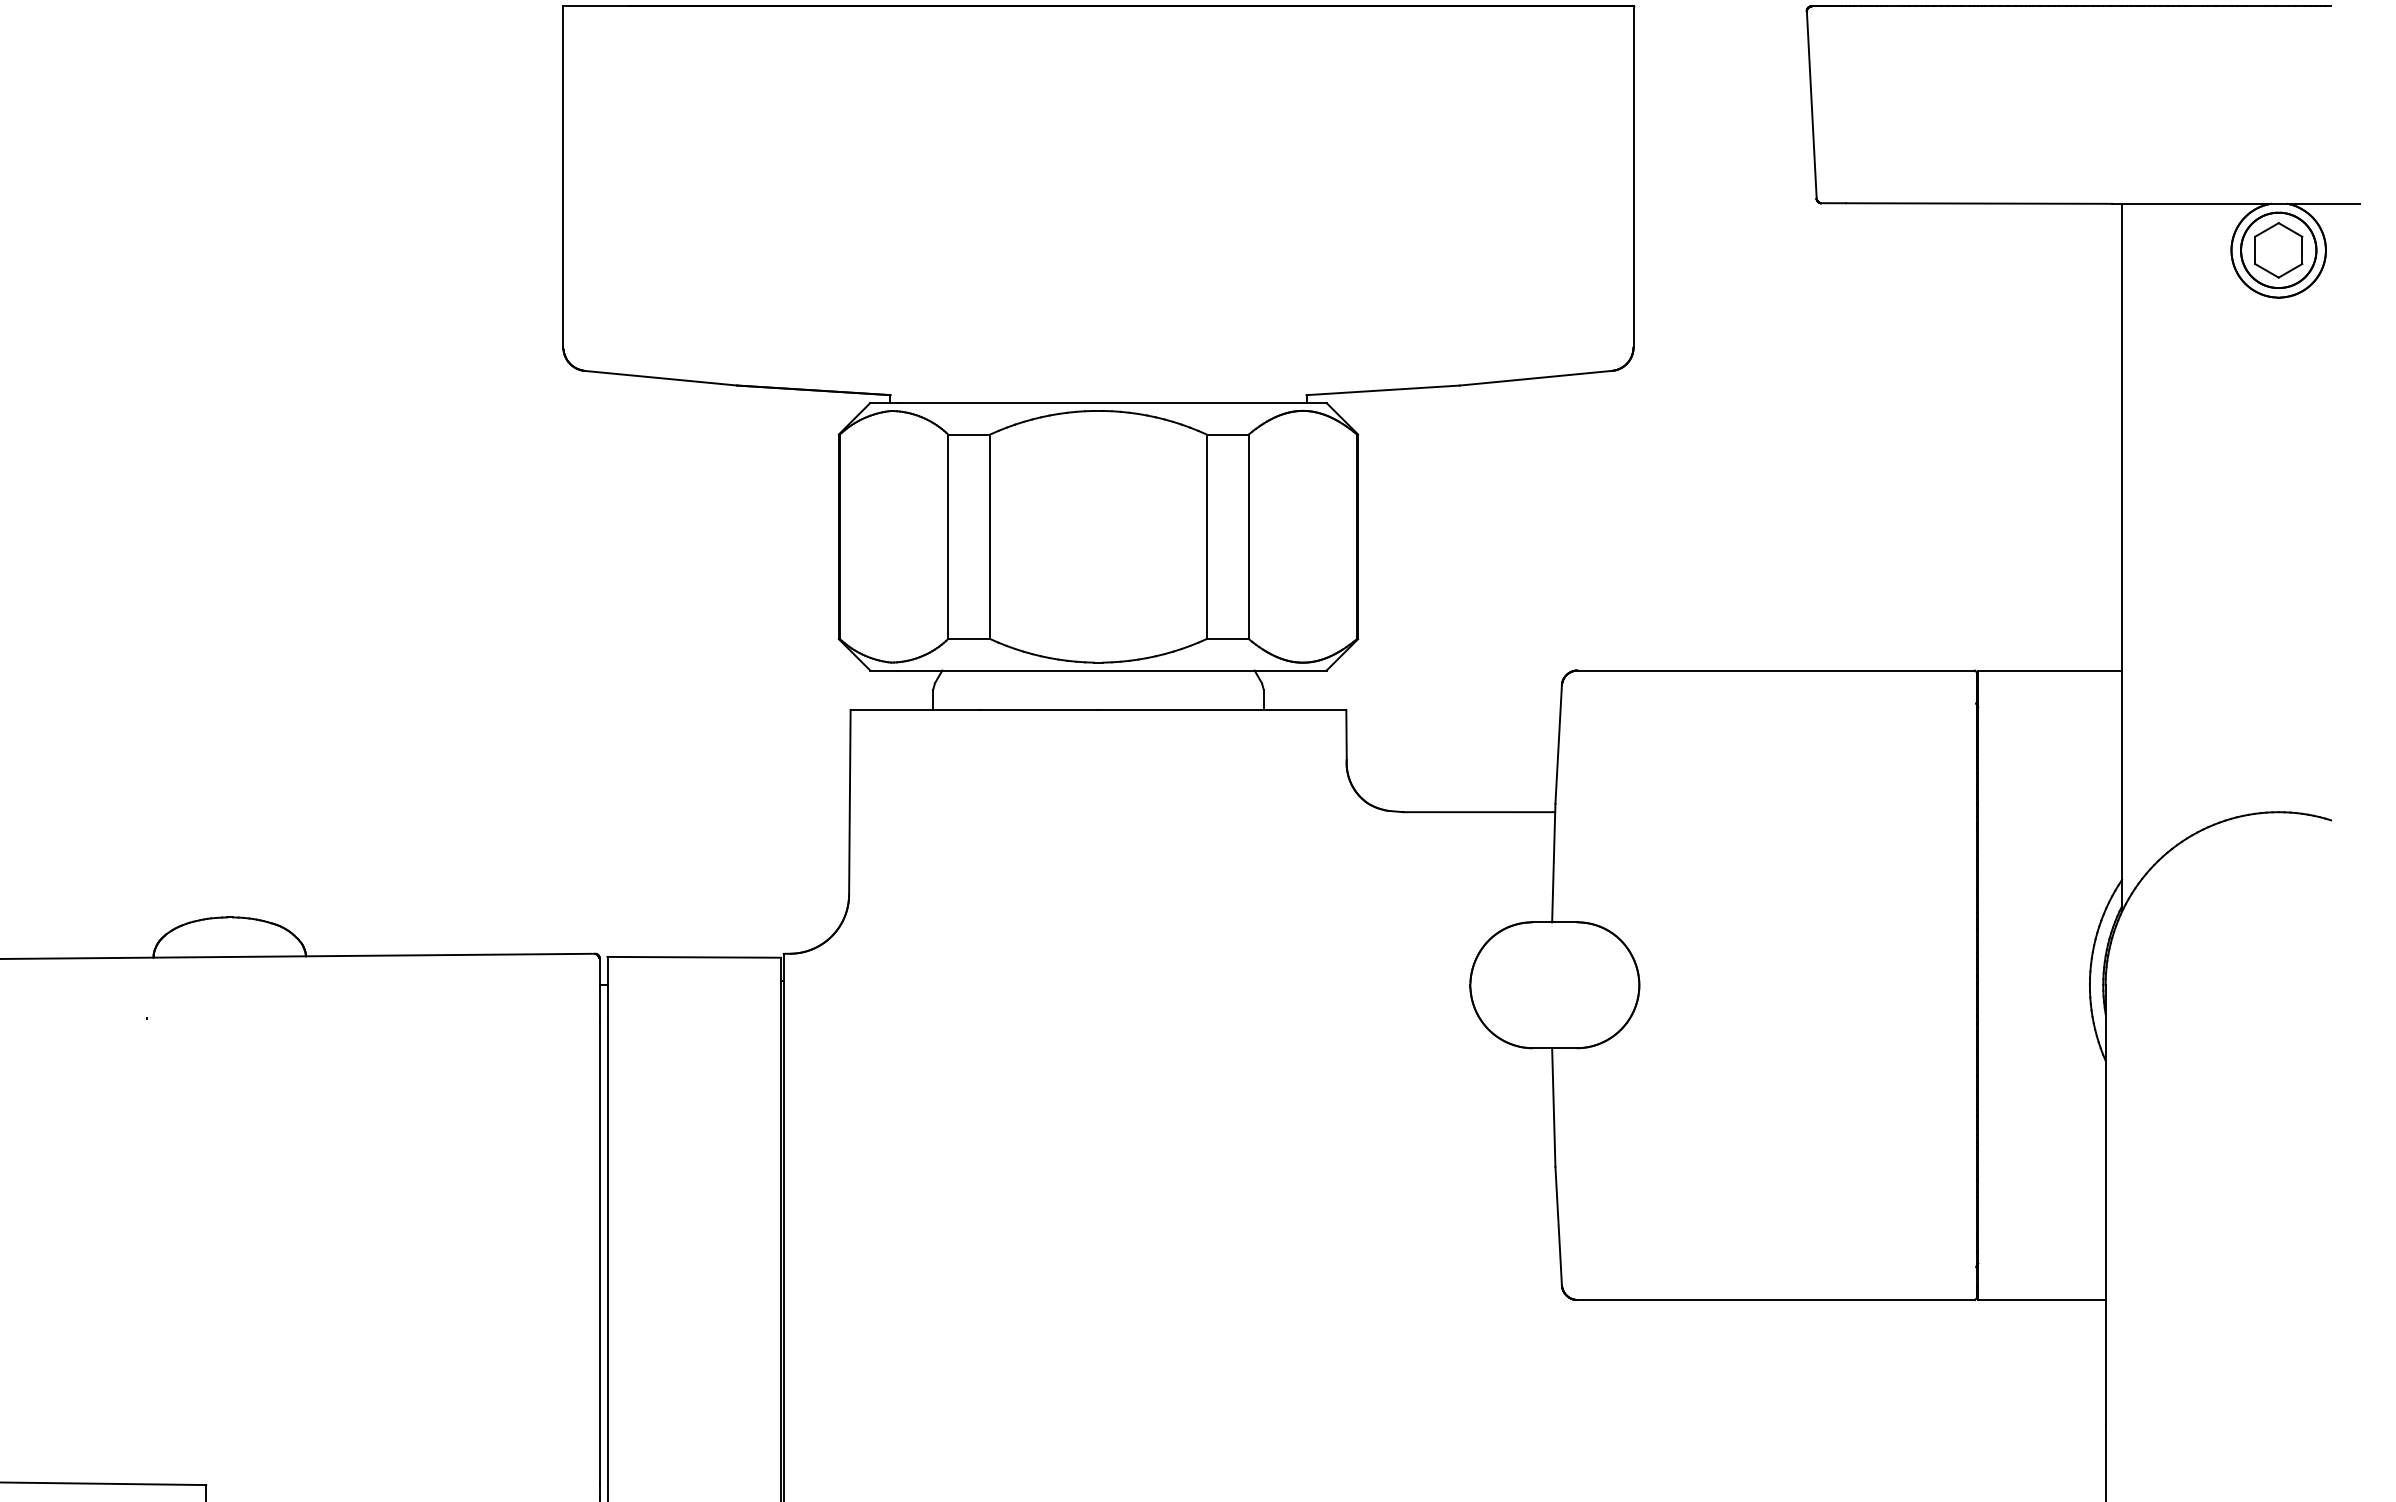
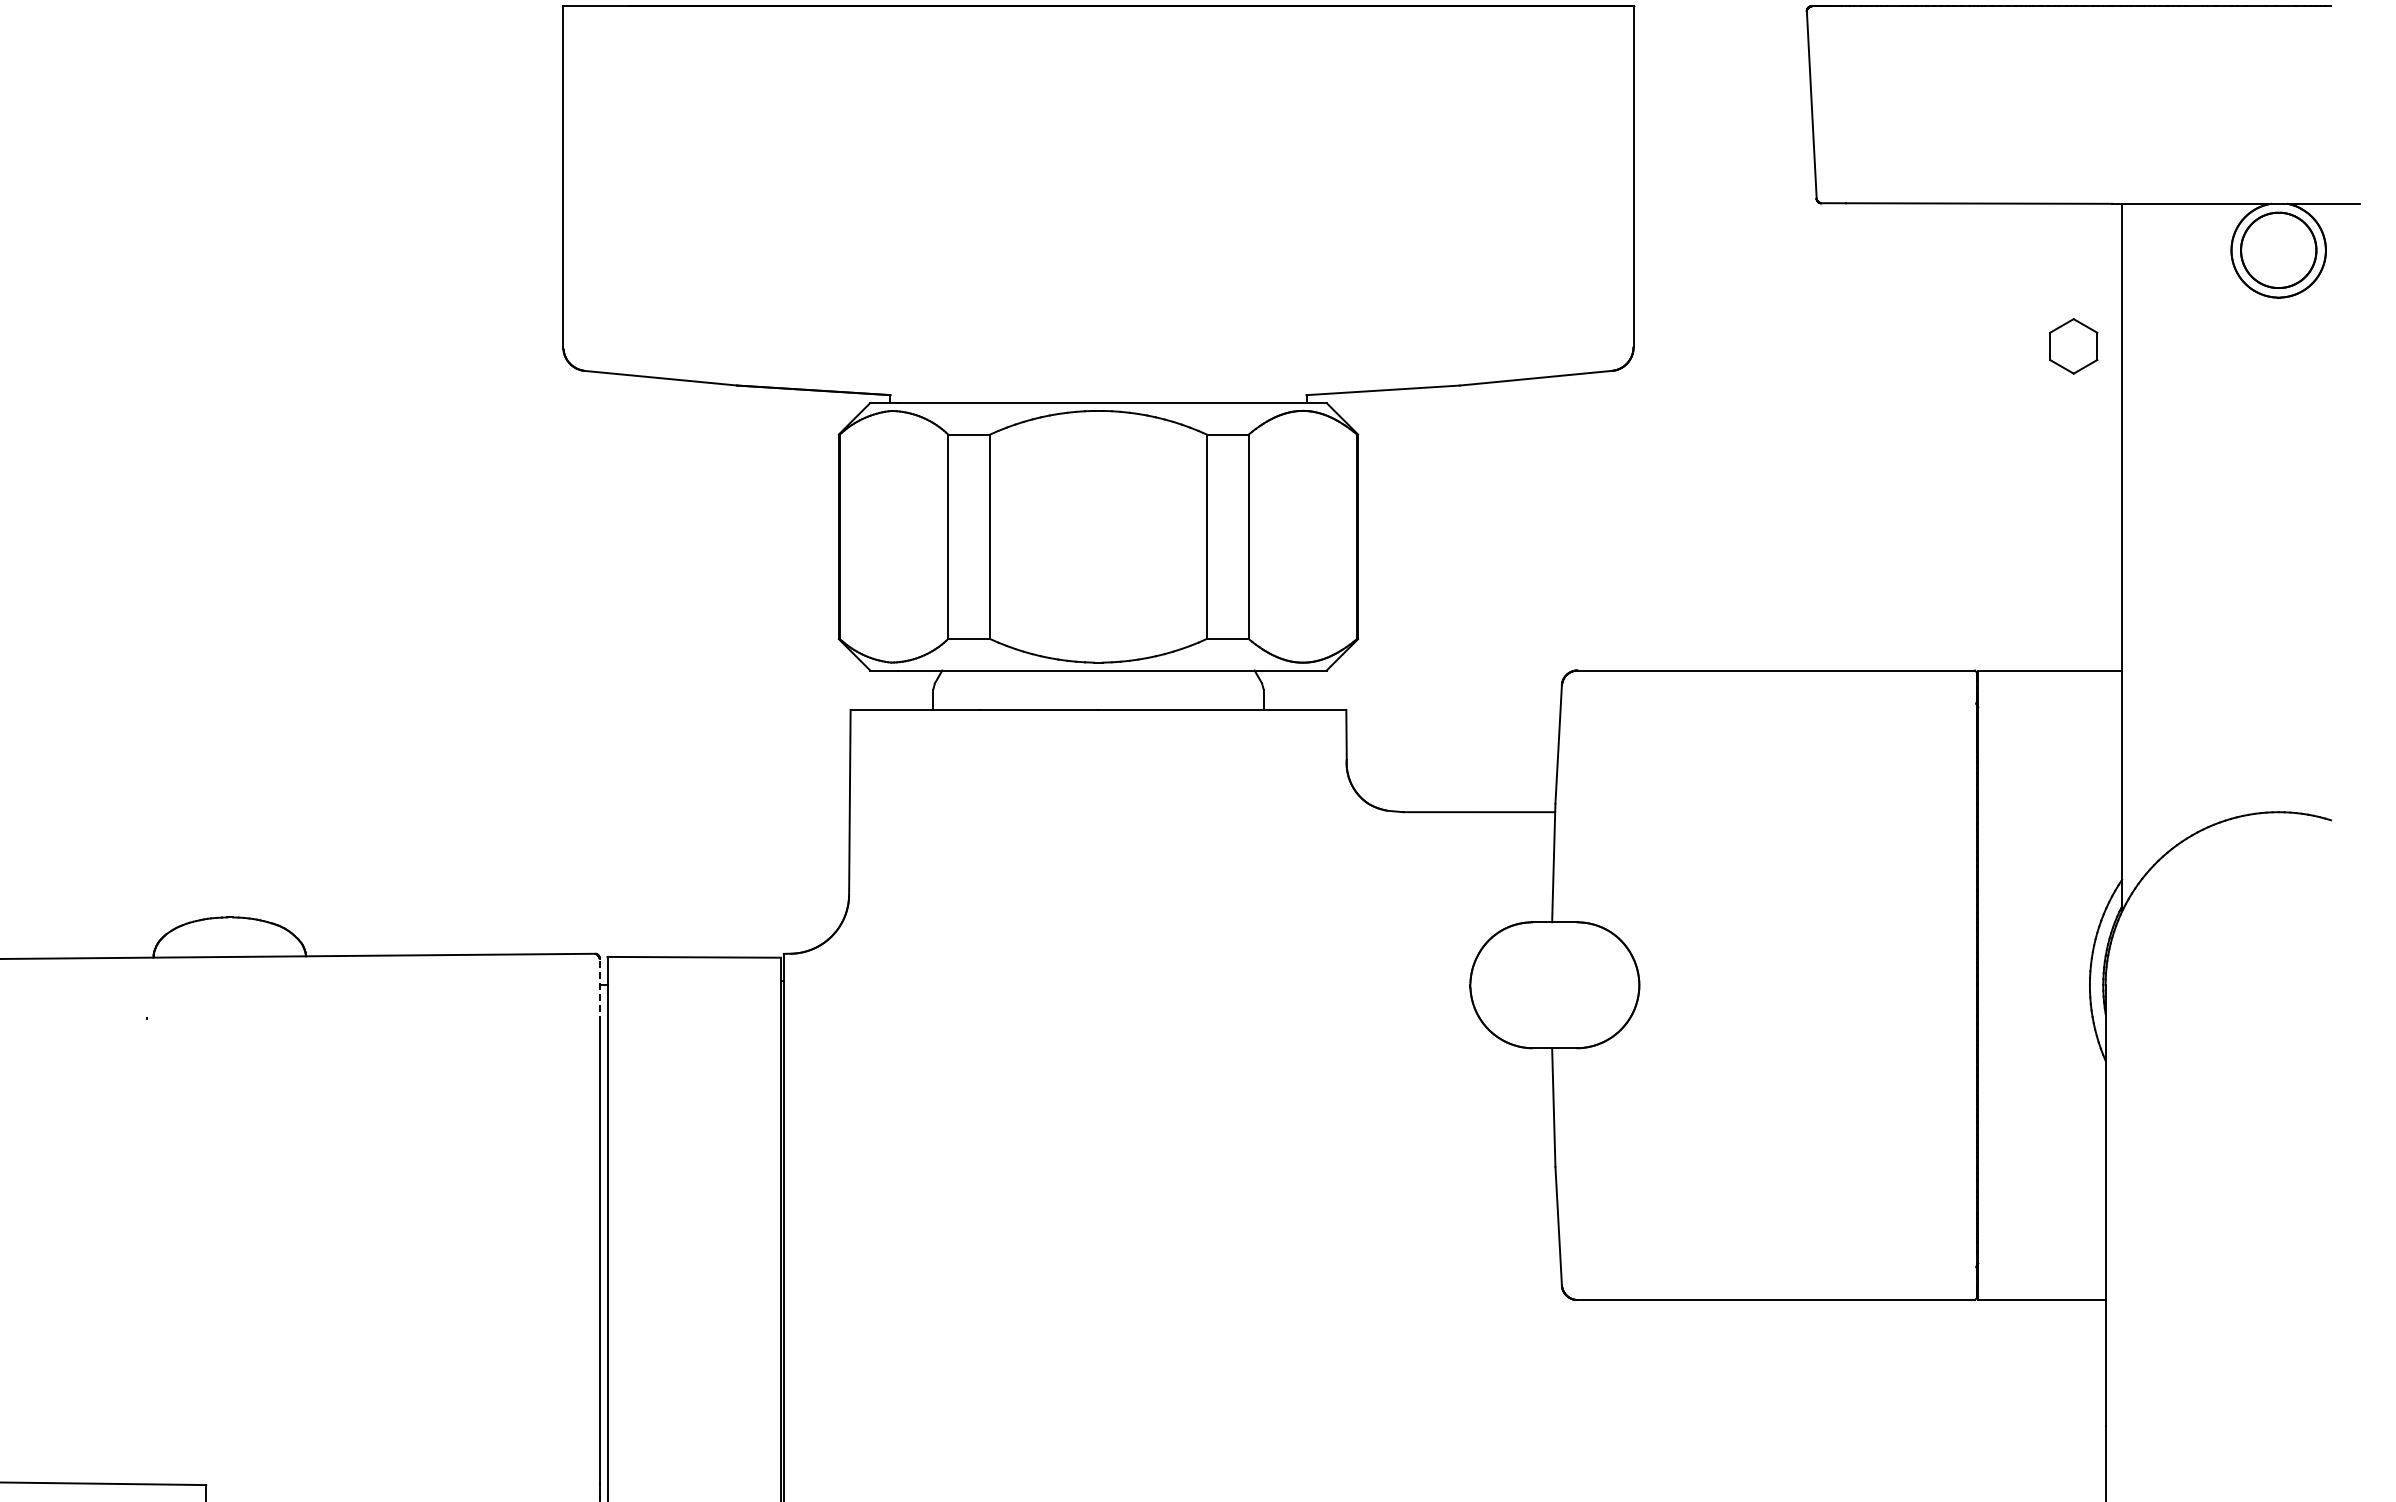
part position: (2278, 250) -> (2073, 346) (2073, 346)
line: solid -> dashed (599, 990)
